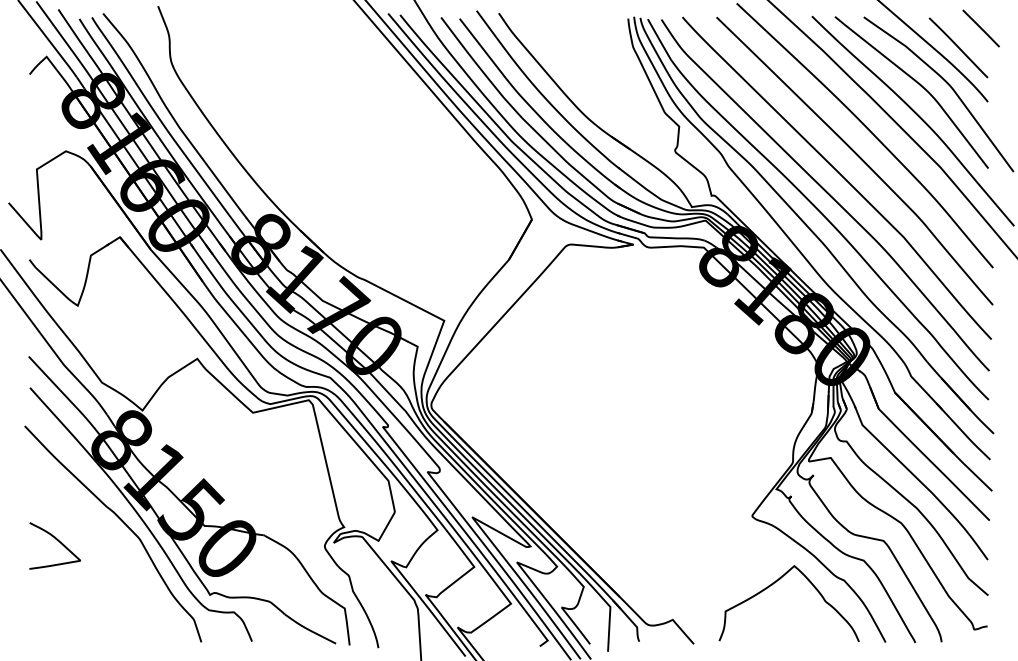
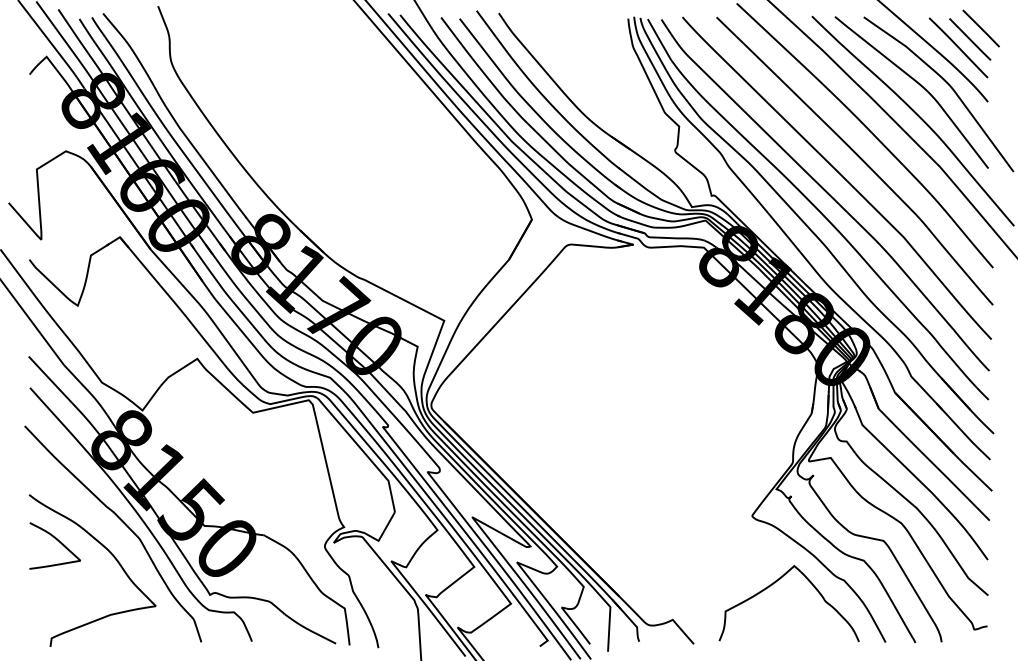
line: none -> present (970, 39)
curve: none -> present (111, 555)
